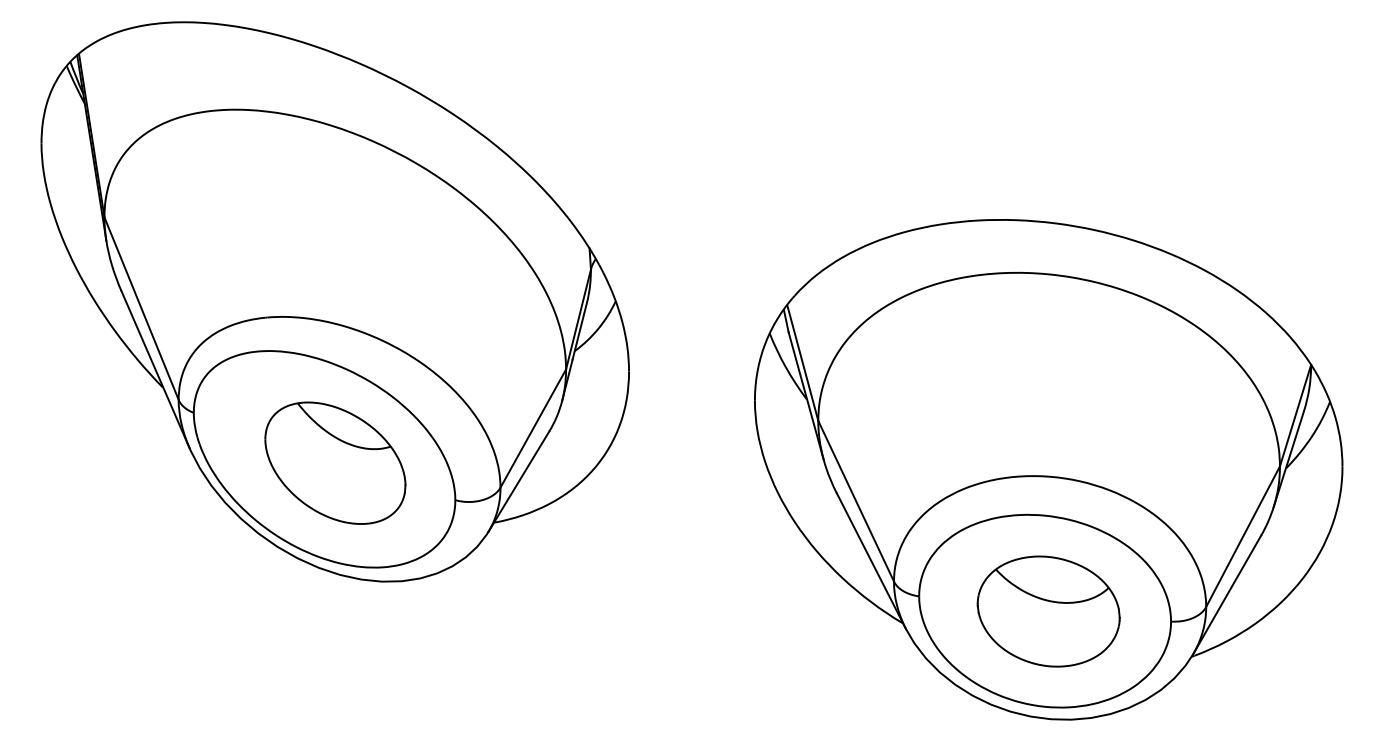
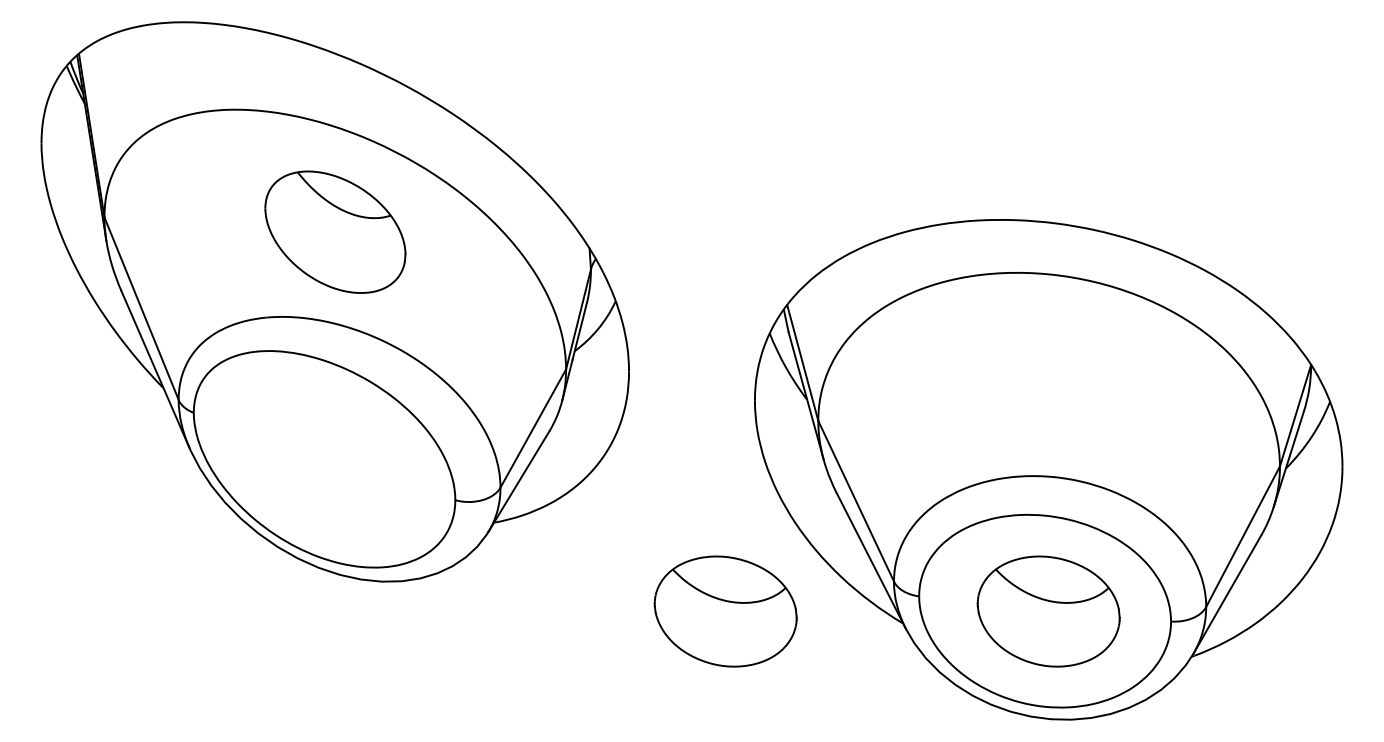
part position: (335, 462) -> (335, 231) (335, 231)
part: none -> present (725, 611)
